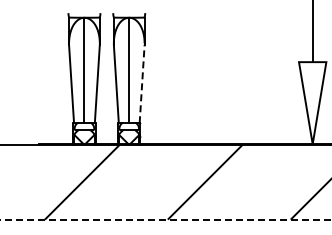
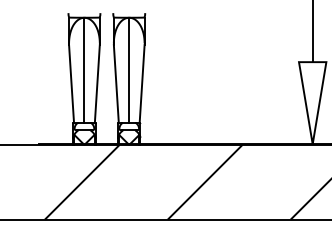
line: dashed -> solid (142, 83)
line: dashed -> solid (166, 219)
